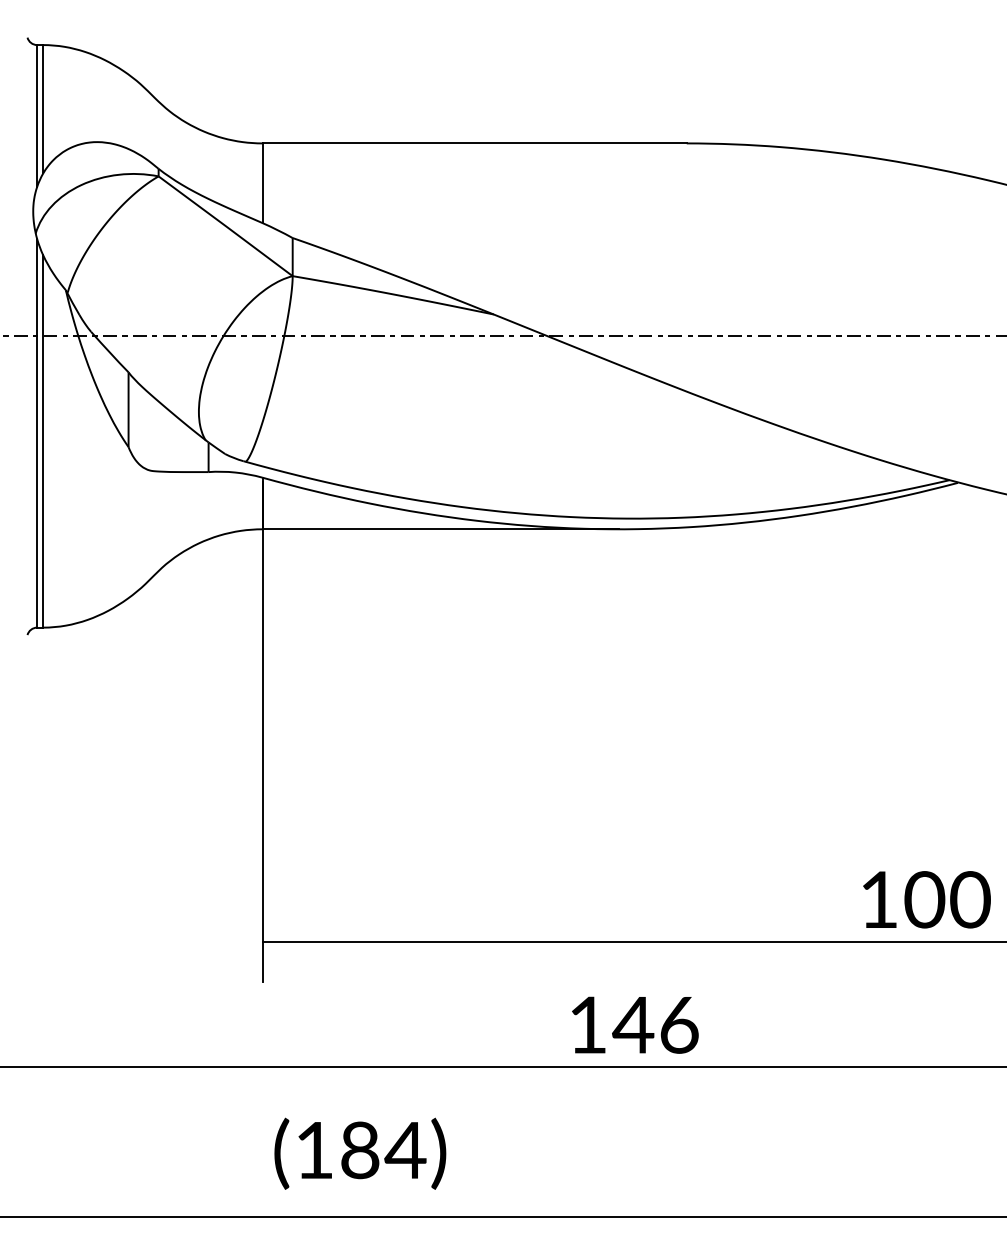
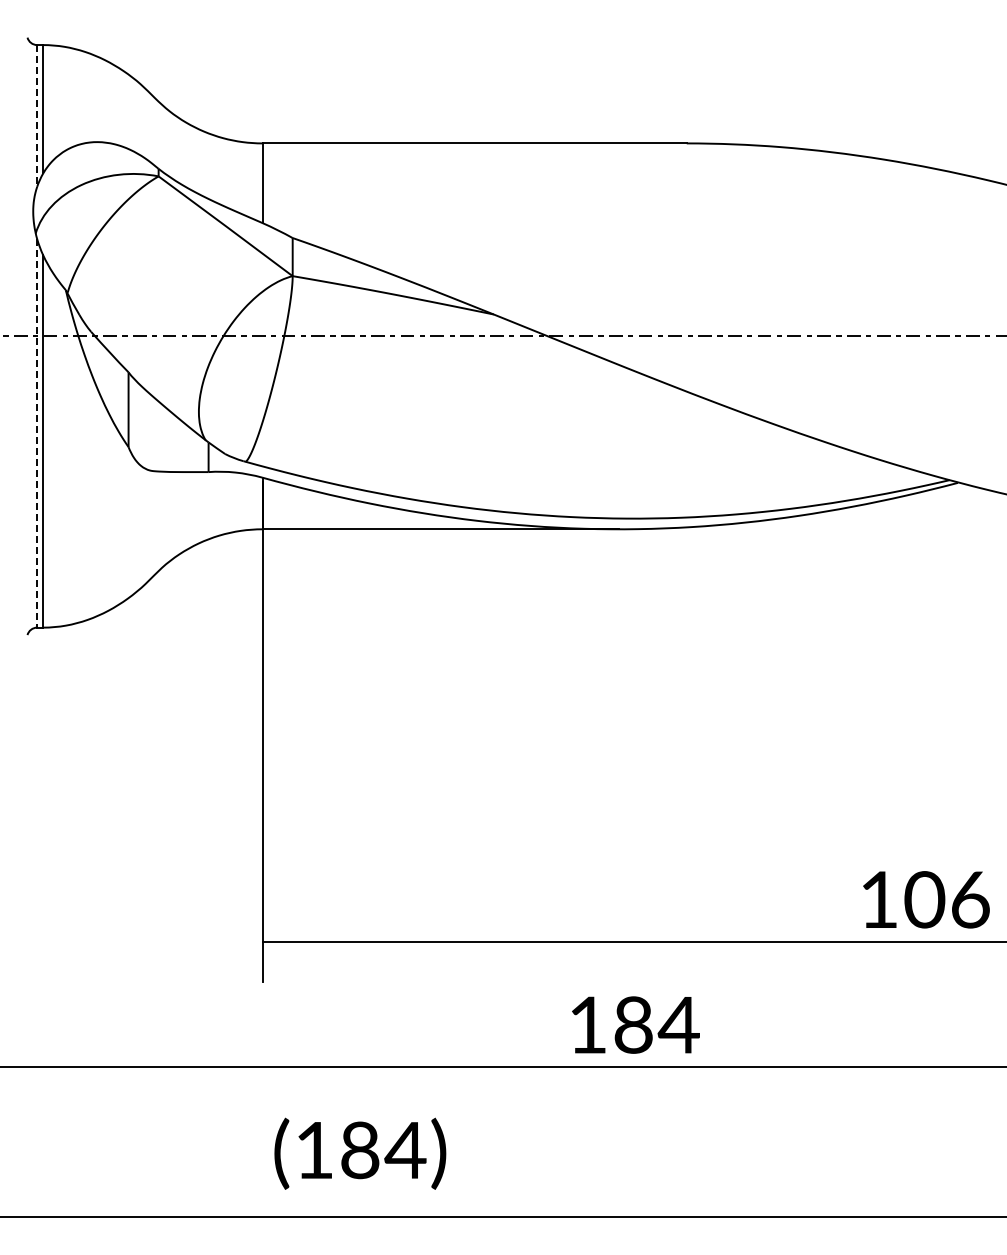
line: solid -> dashed (37, 115)
line: solid -> dashed (37, 433)
text: 100 -> 106 (970, 899)
text: 146 -> 184 (655, 1024)
